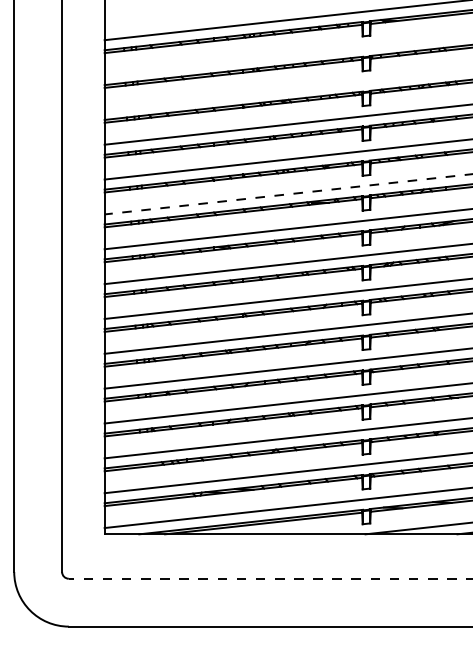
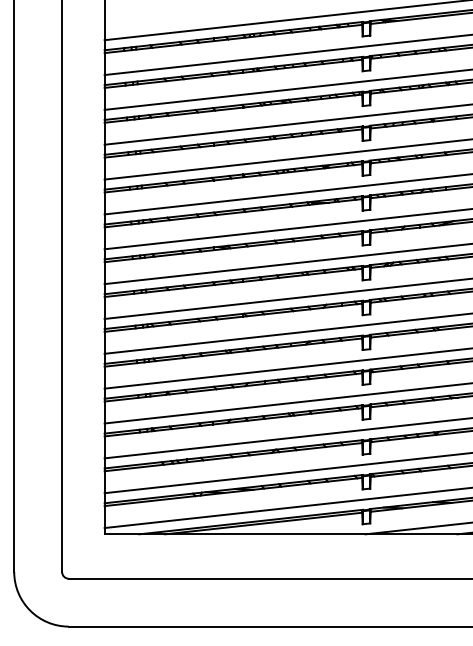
line: none -> present (286, 55)
line: none -> present (286, 89)
line: dashed -> solid (288, 194)
line: dashed -> solid (270, 578)
